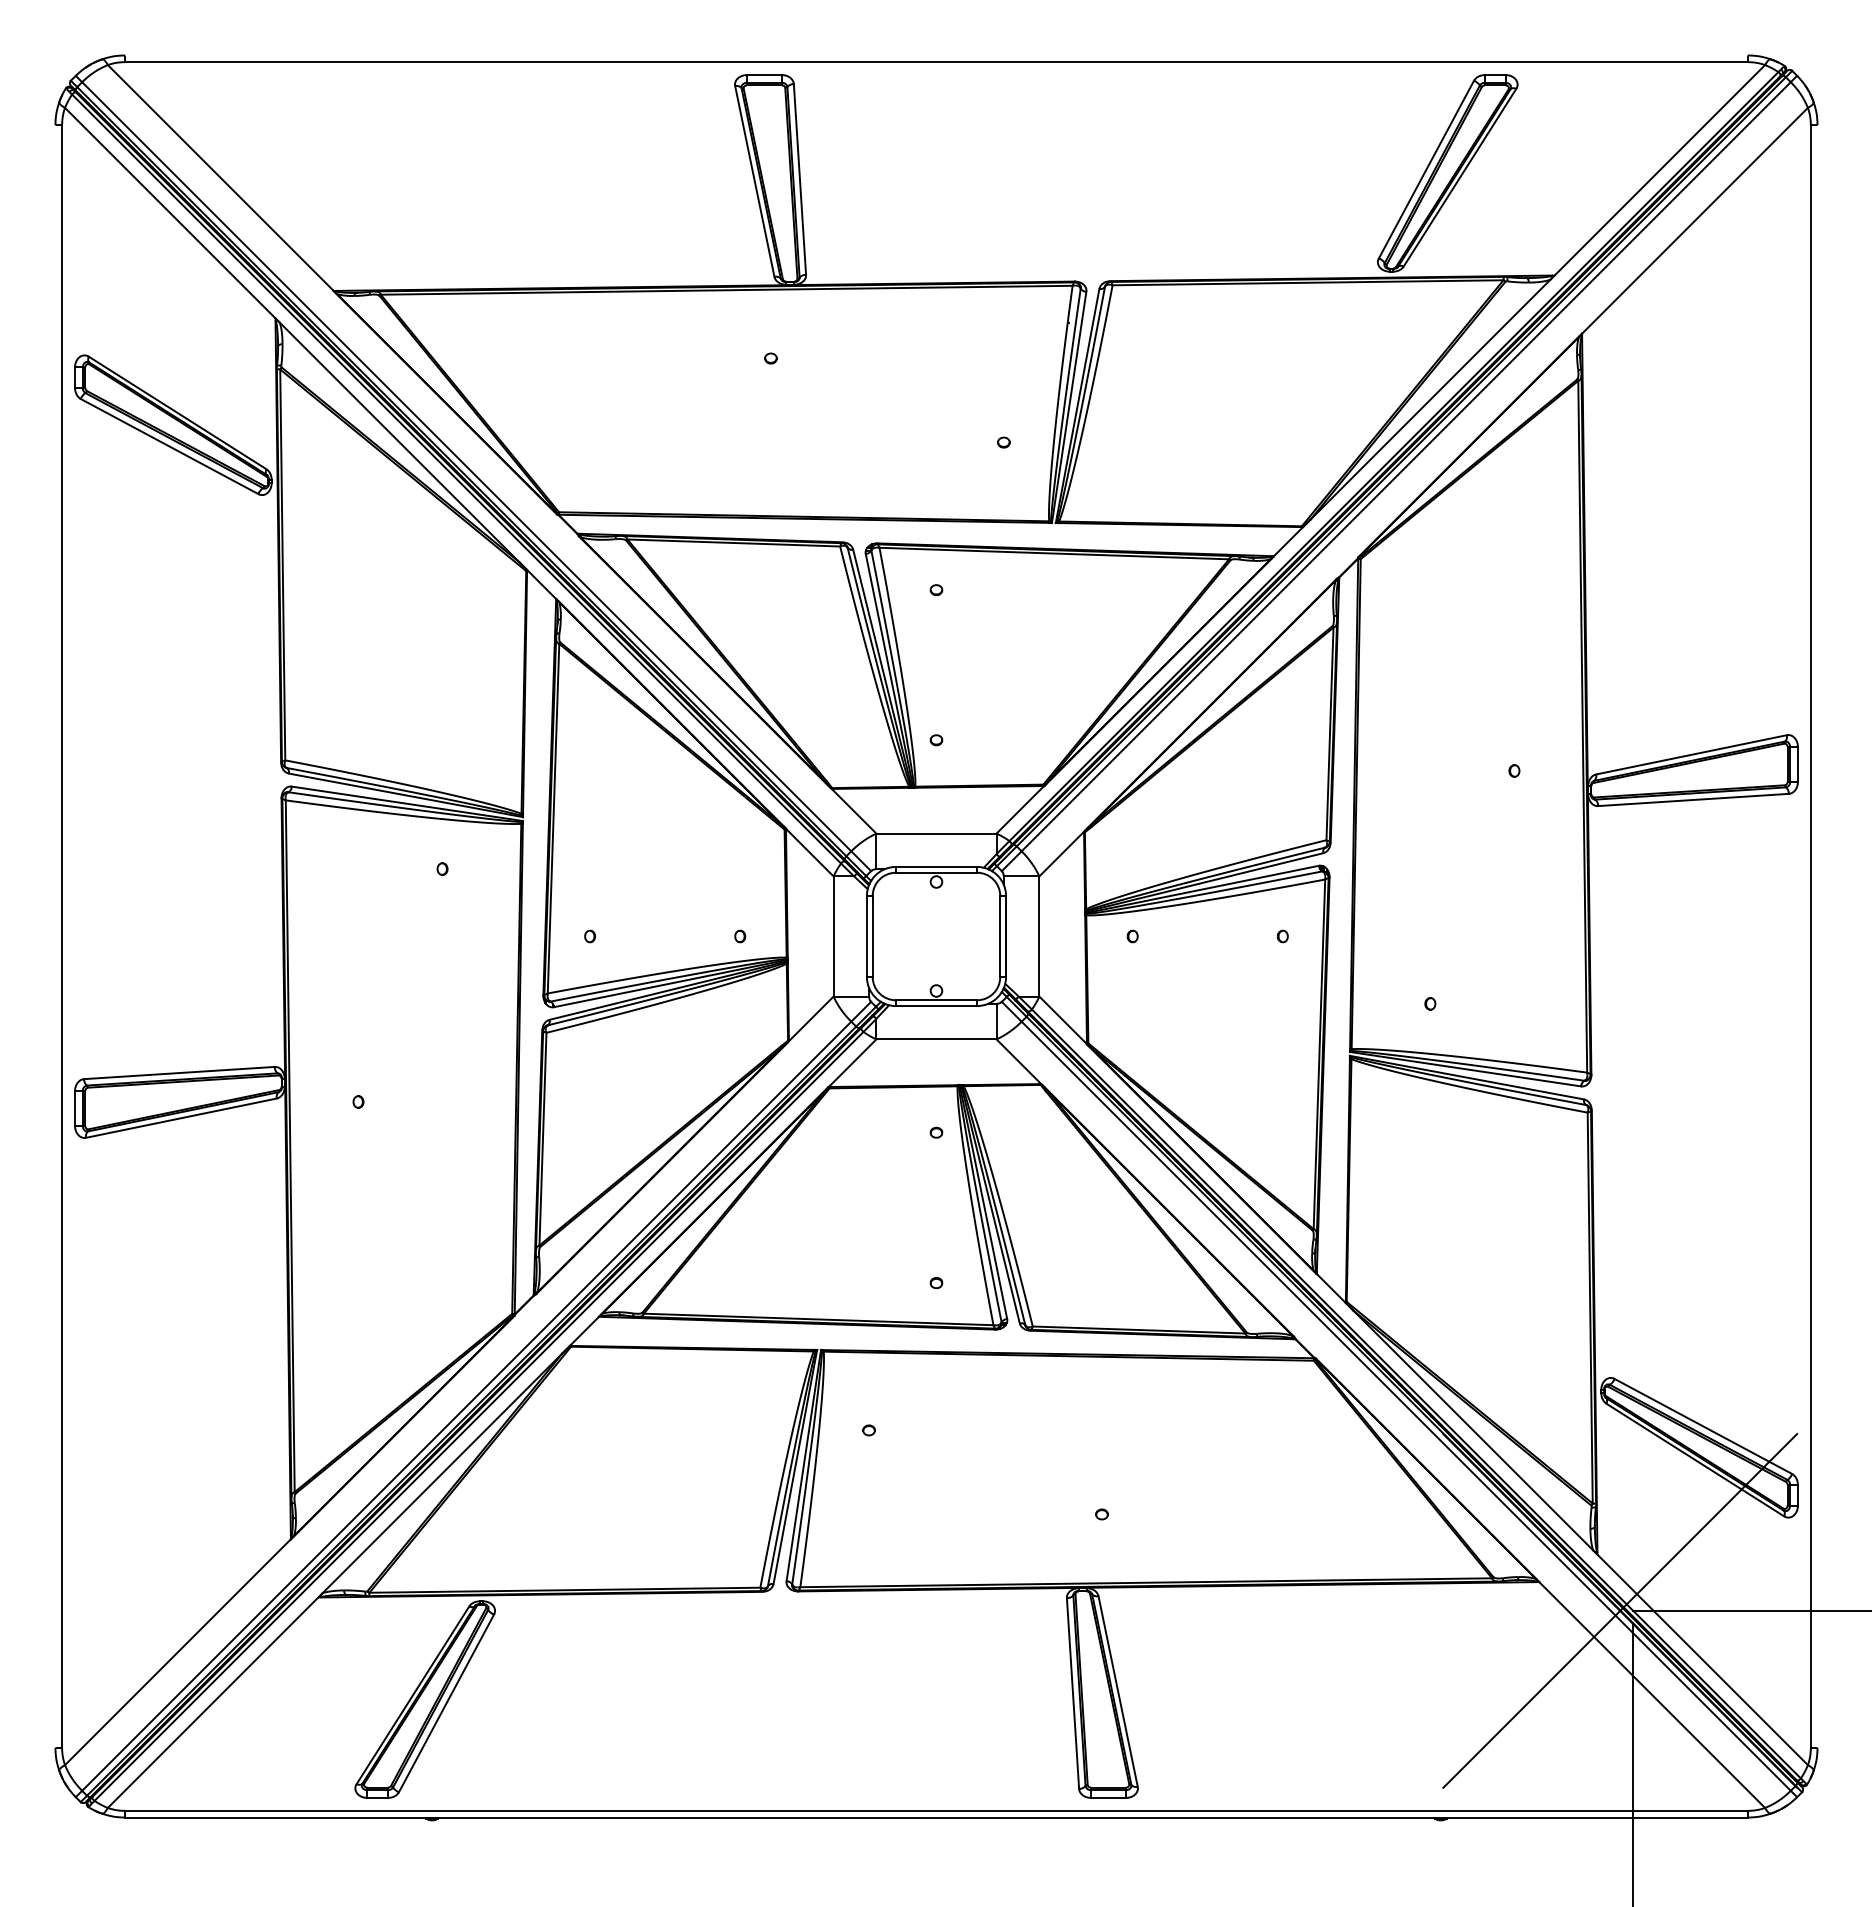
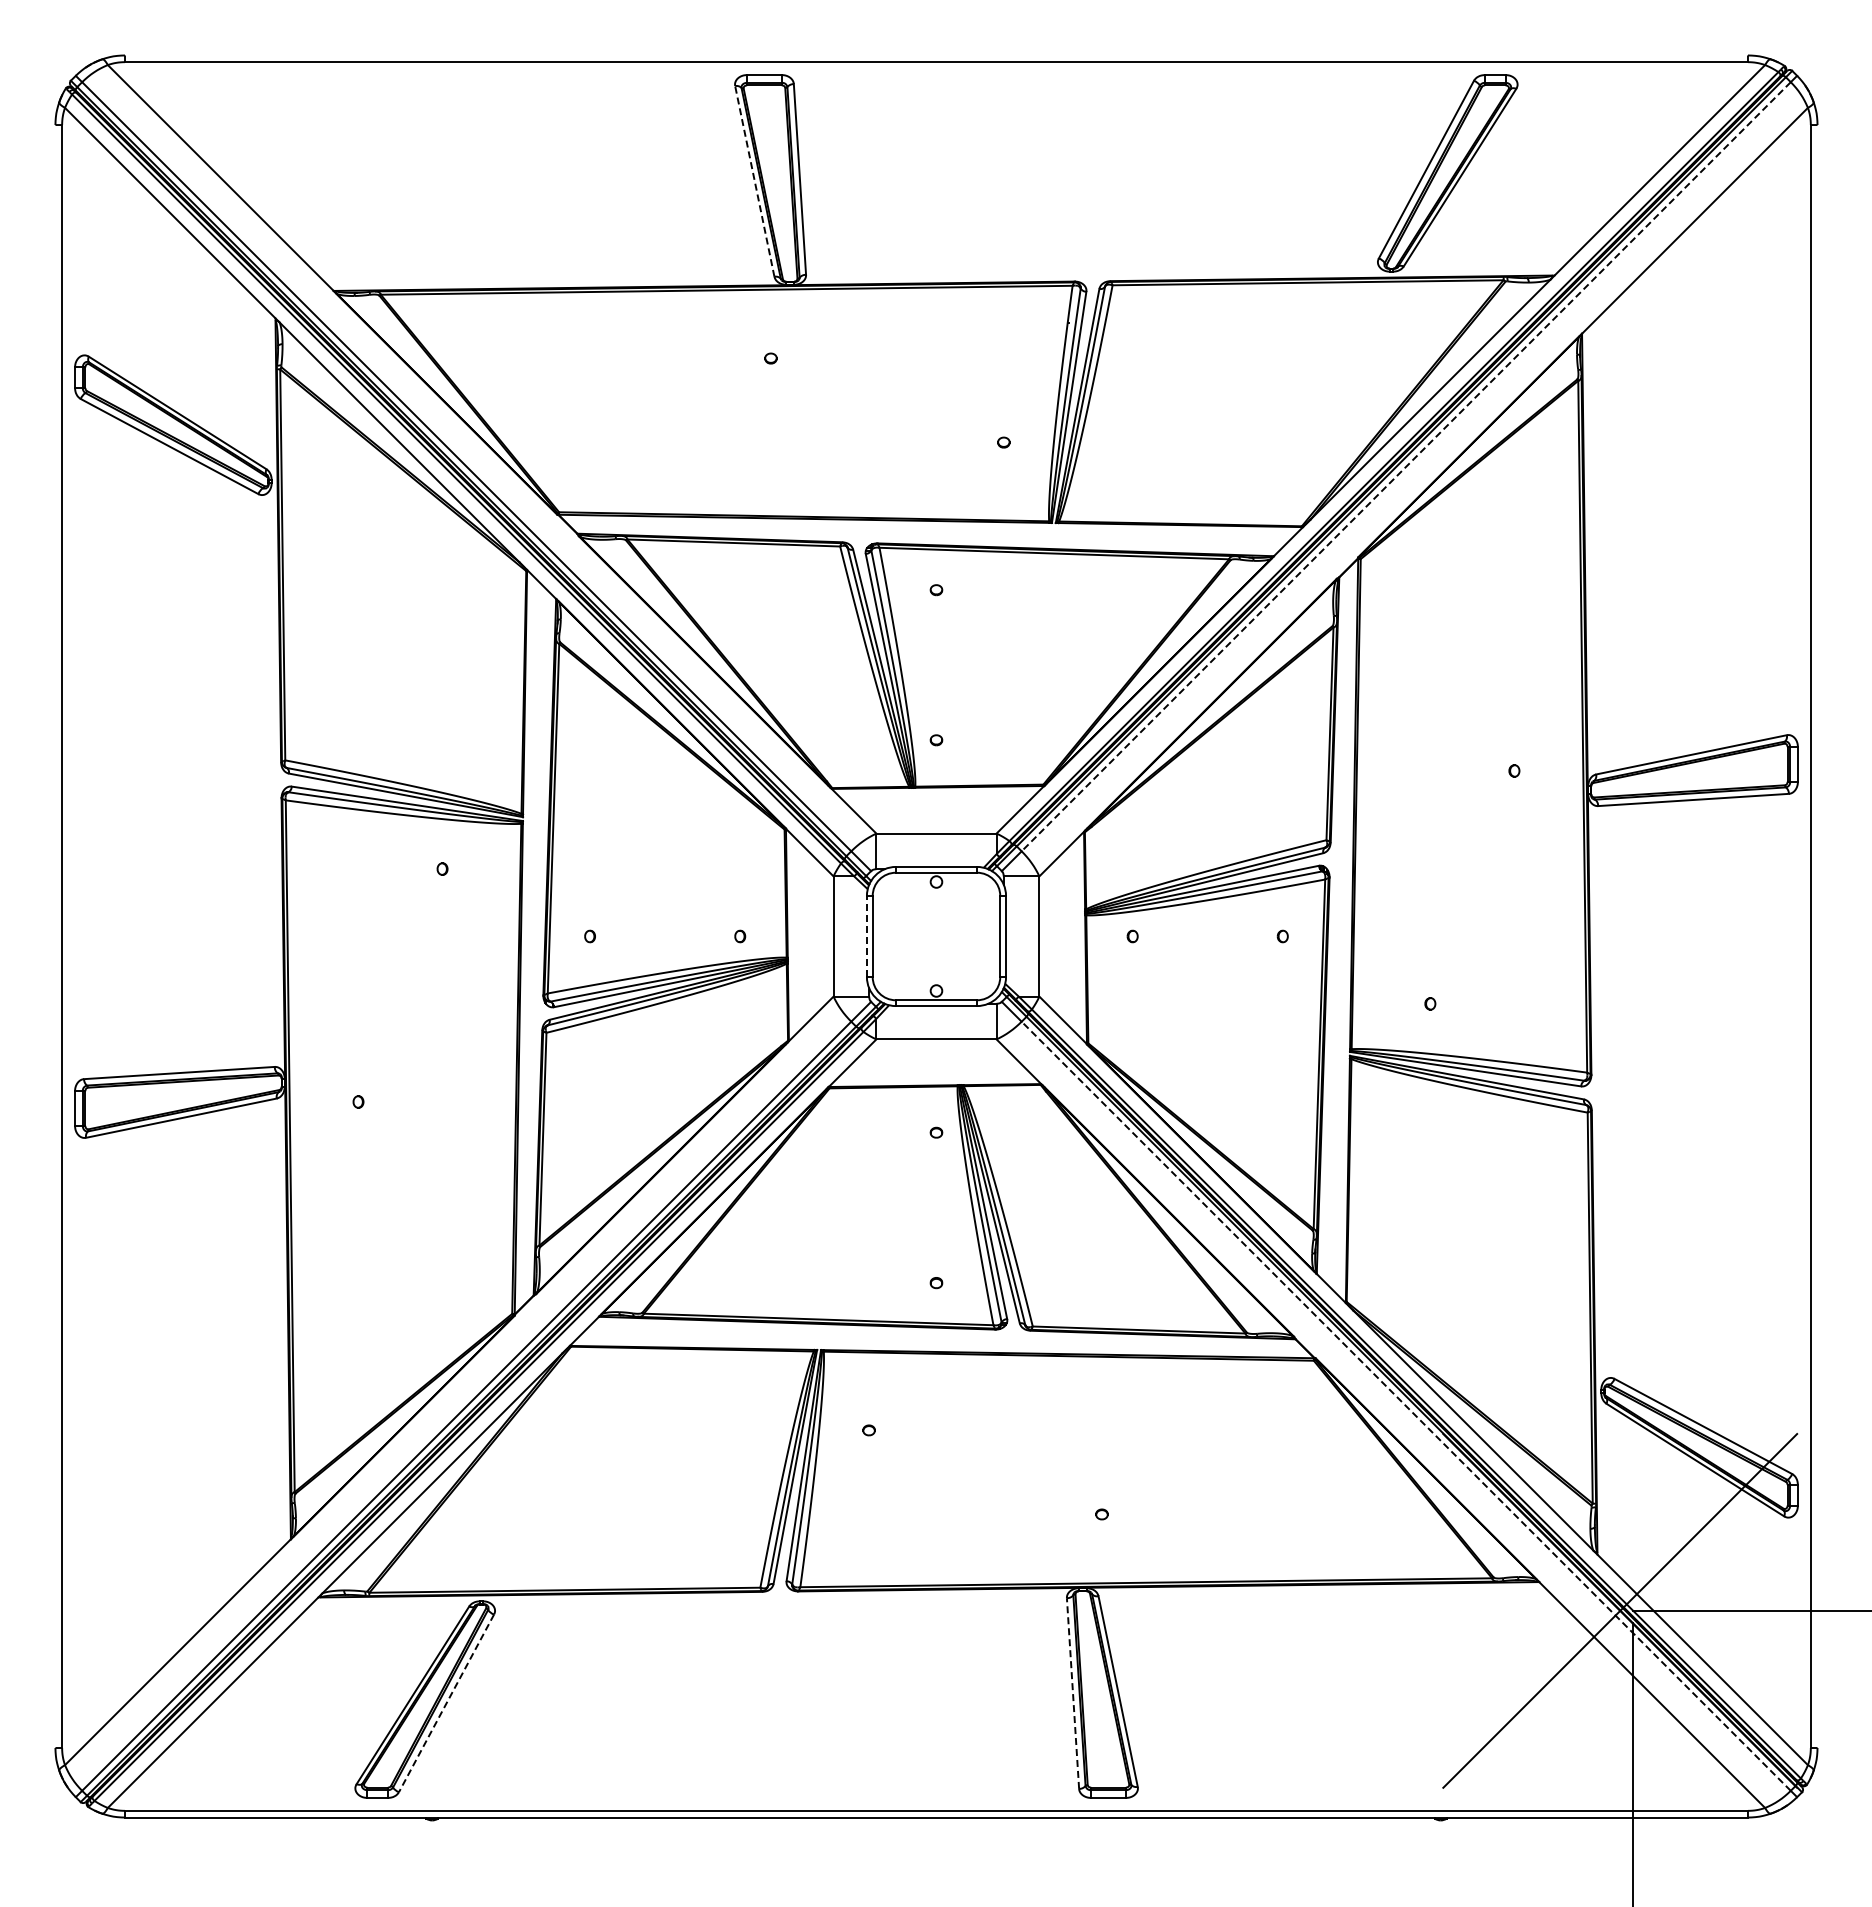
line: solid -> dashed (754, 180)
line: solid -> dashed (1406, 466)
line: solid -> dashed (866, 936)
line: solid -> dashed (1406, 1406)
line: solid -> dashed (1073, 1693)
line: solid -> dashed (446, 1703)
